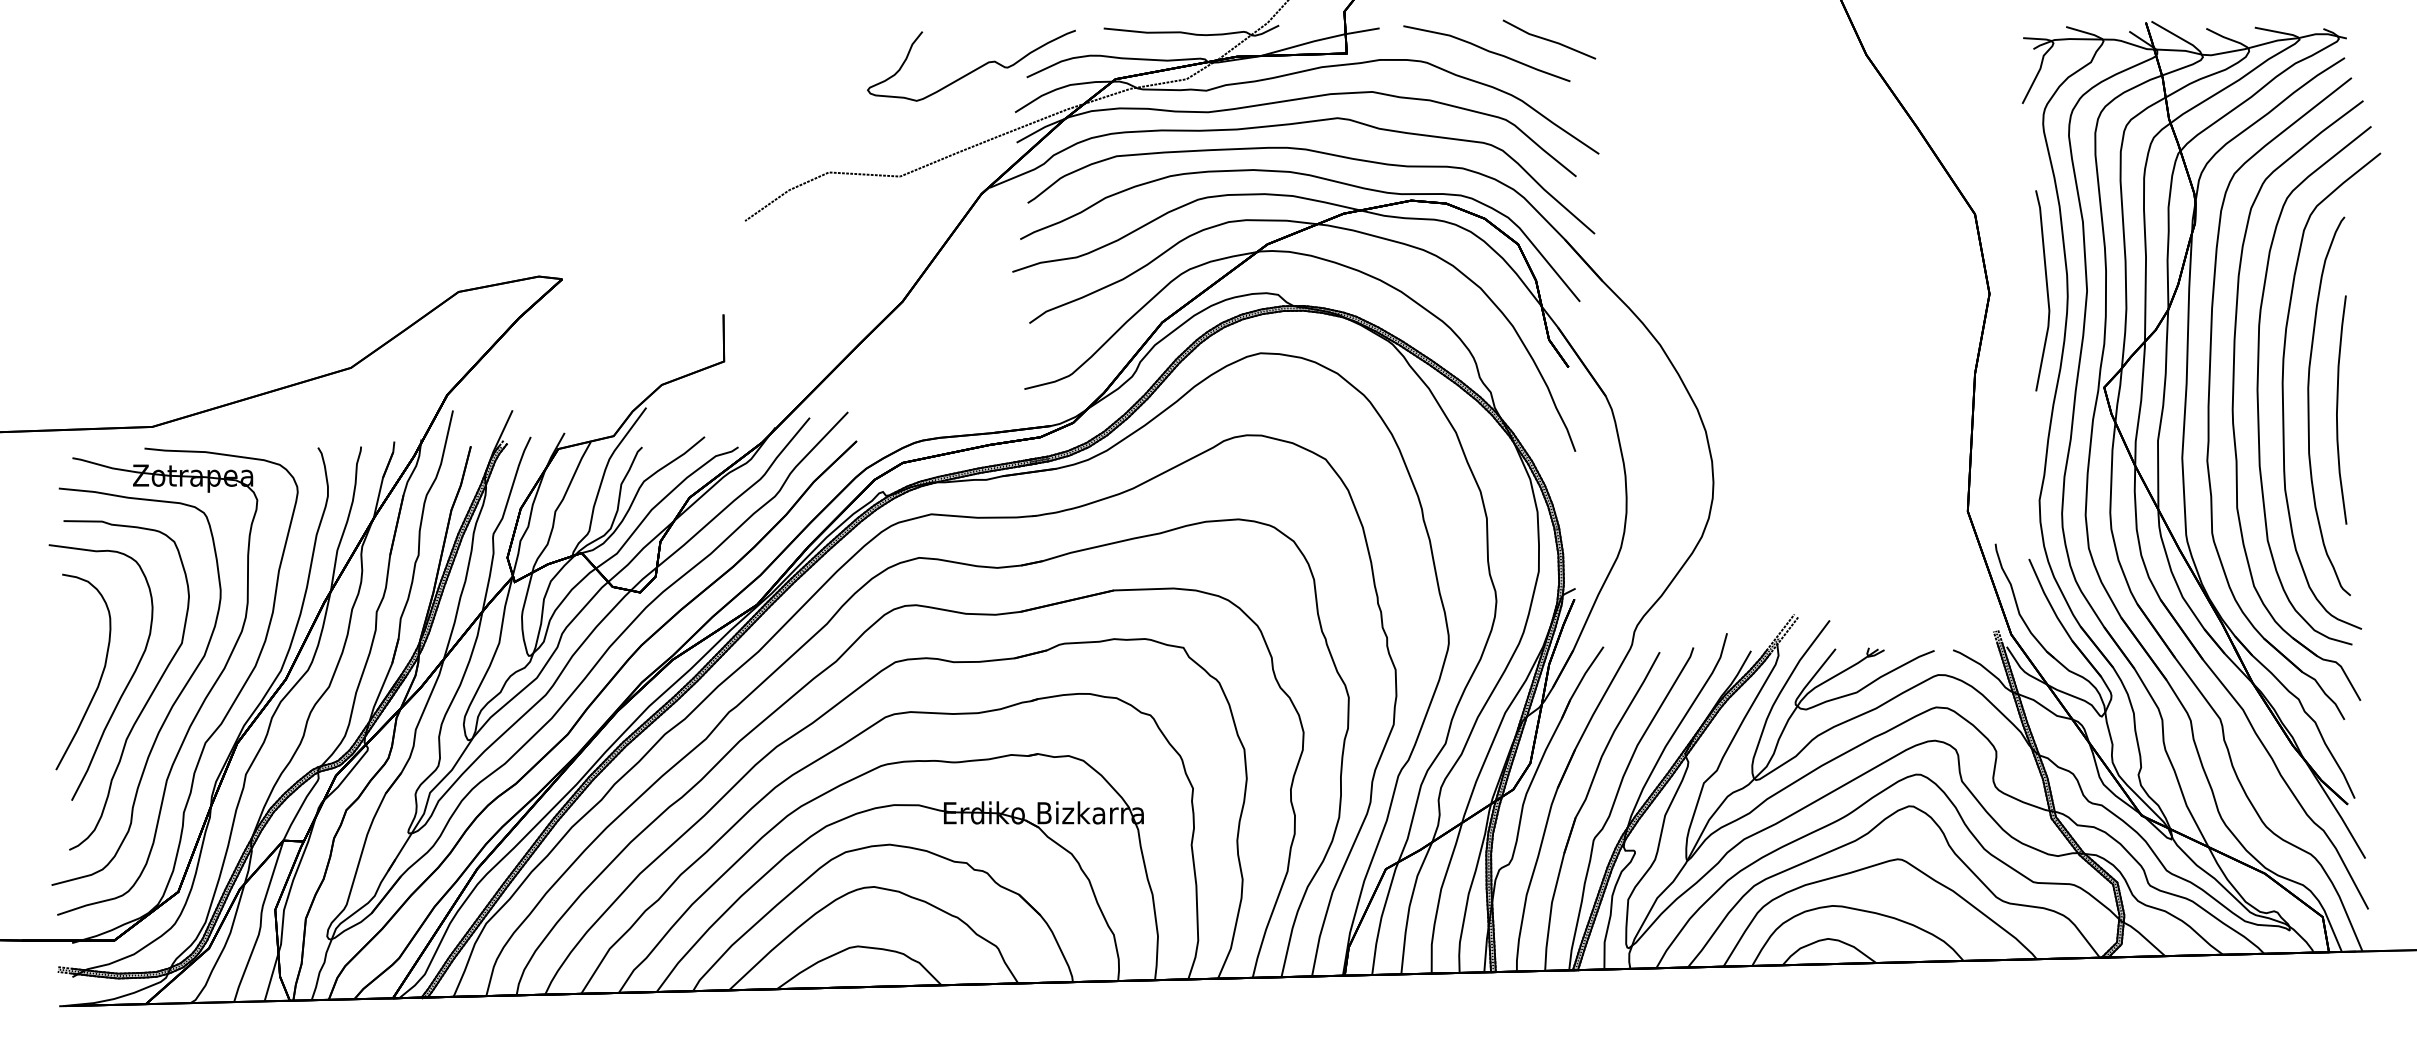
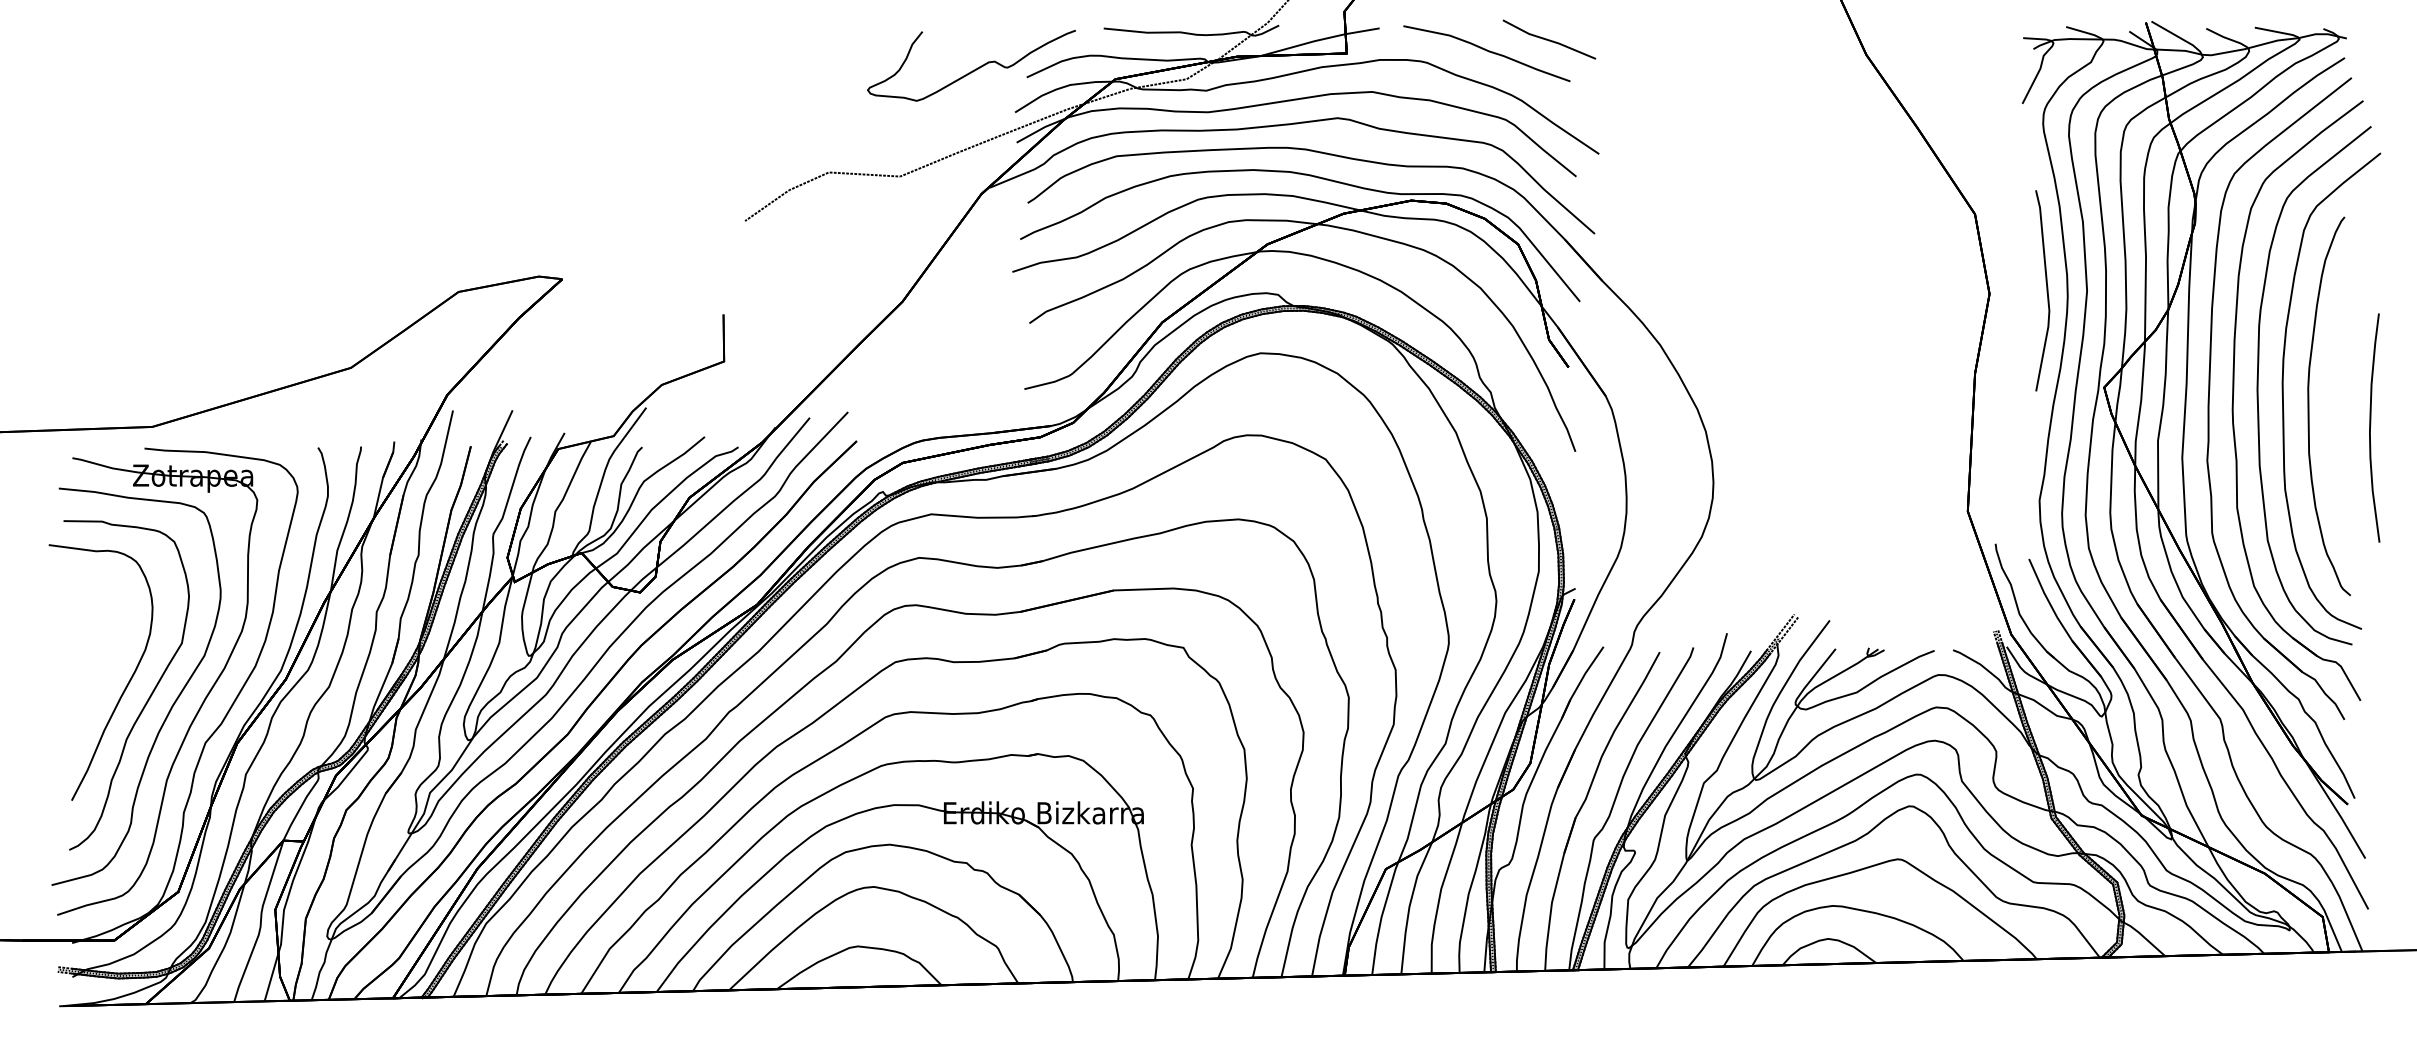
part position: (2341, 409) -> (2374, 427) (2374, 427)
part: present -> none (100, 676)
